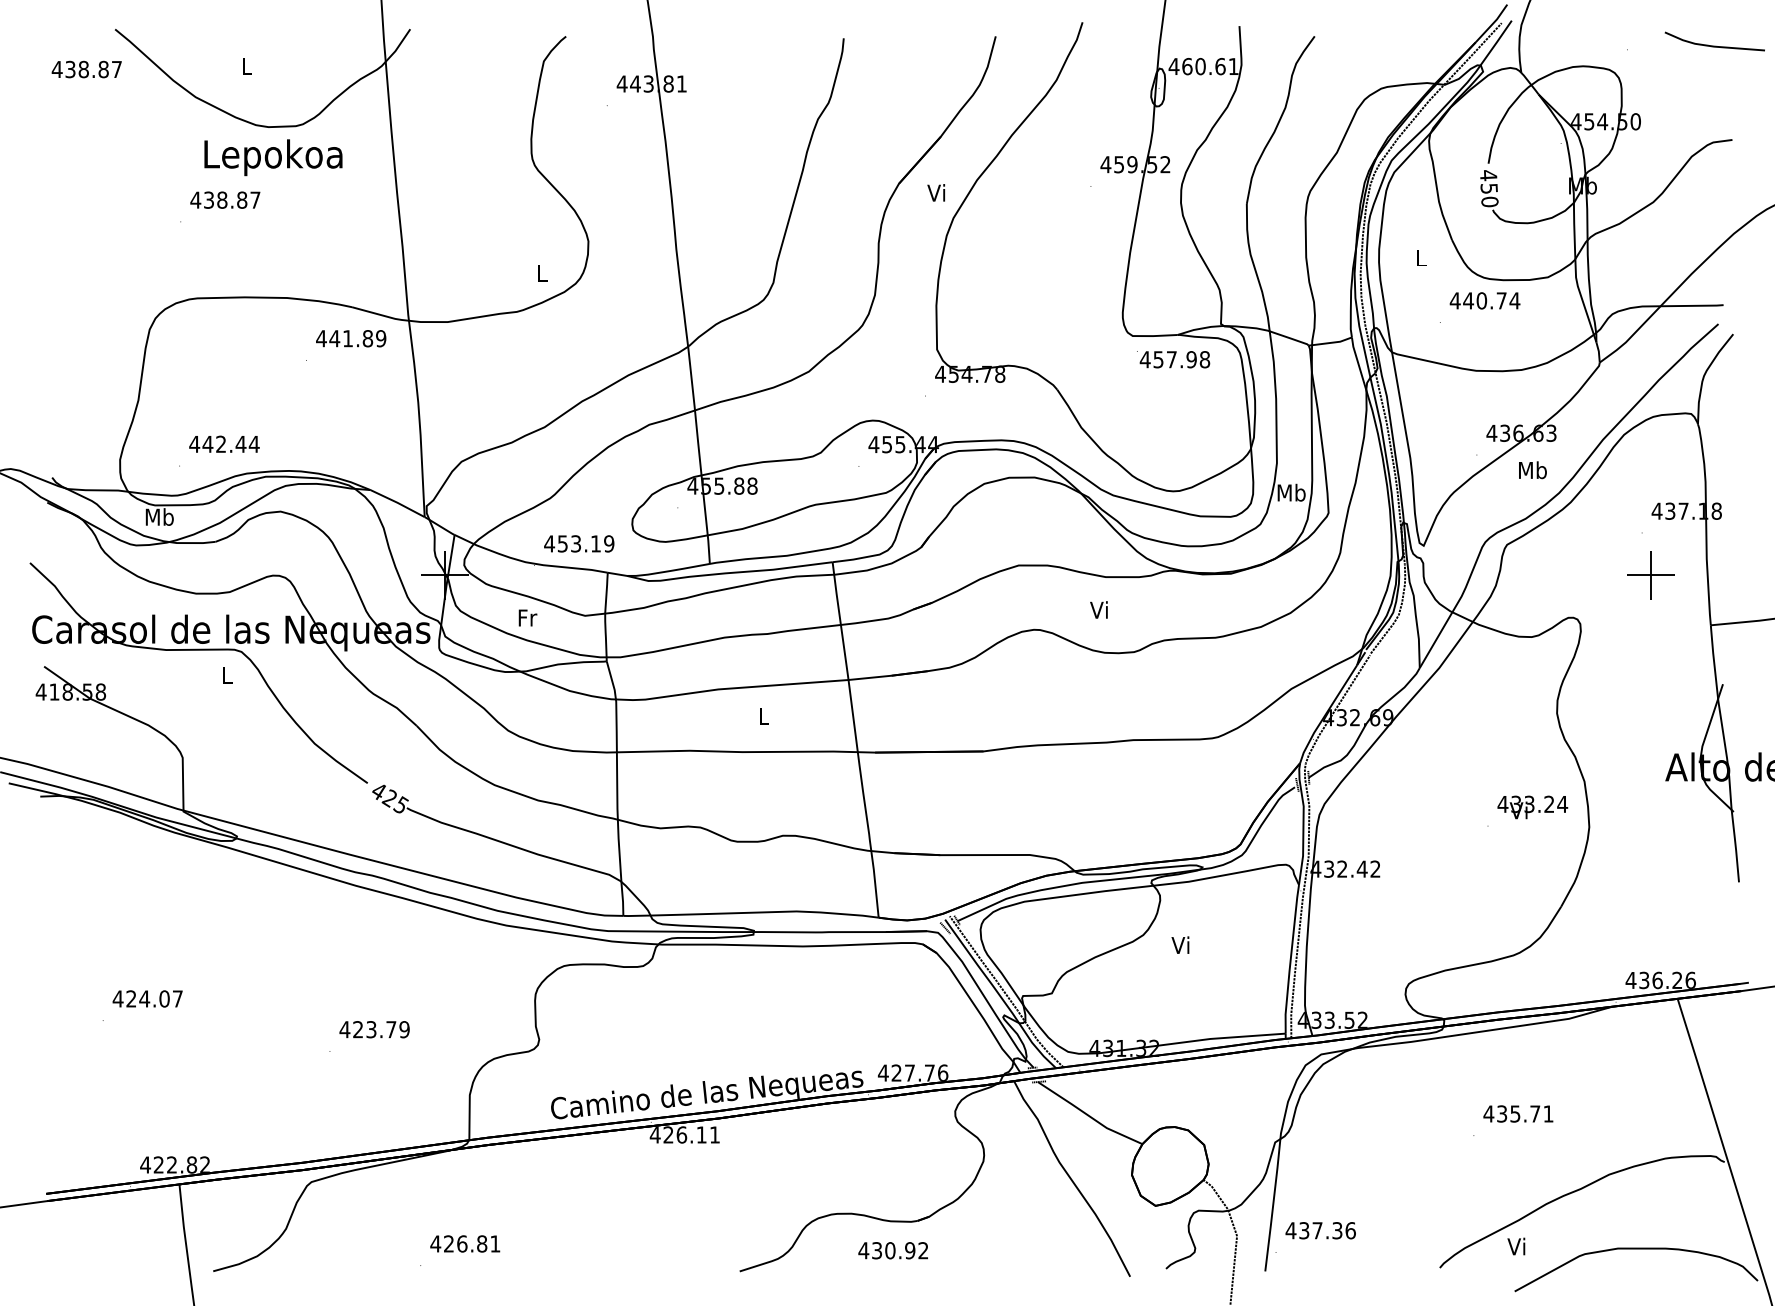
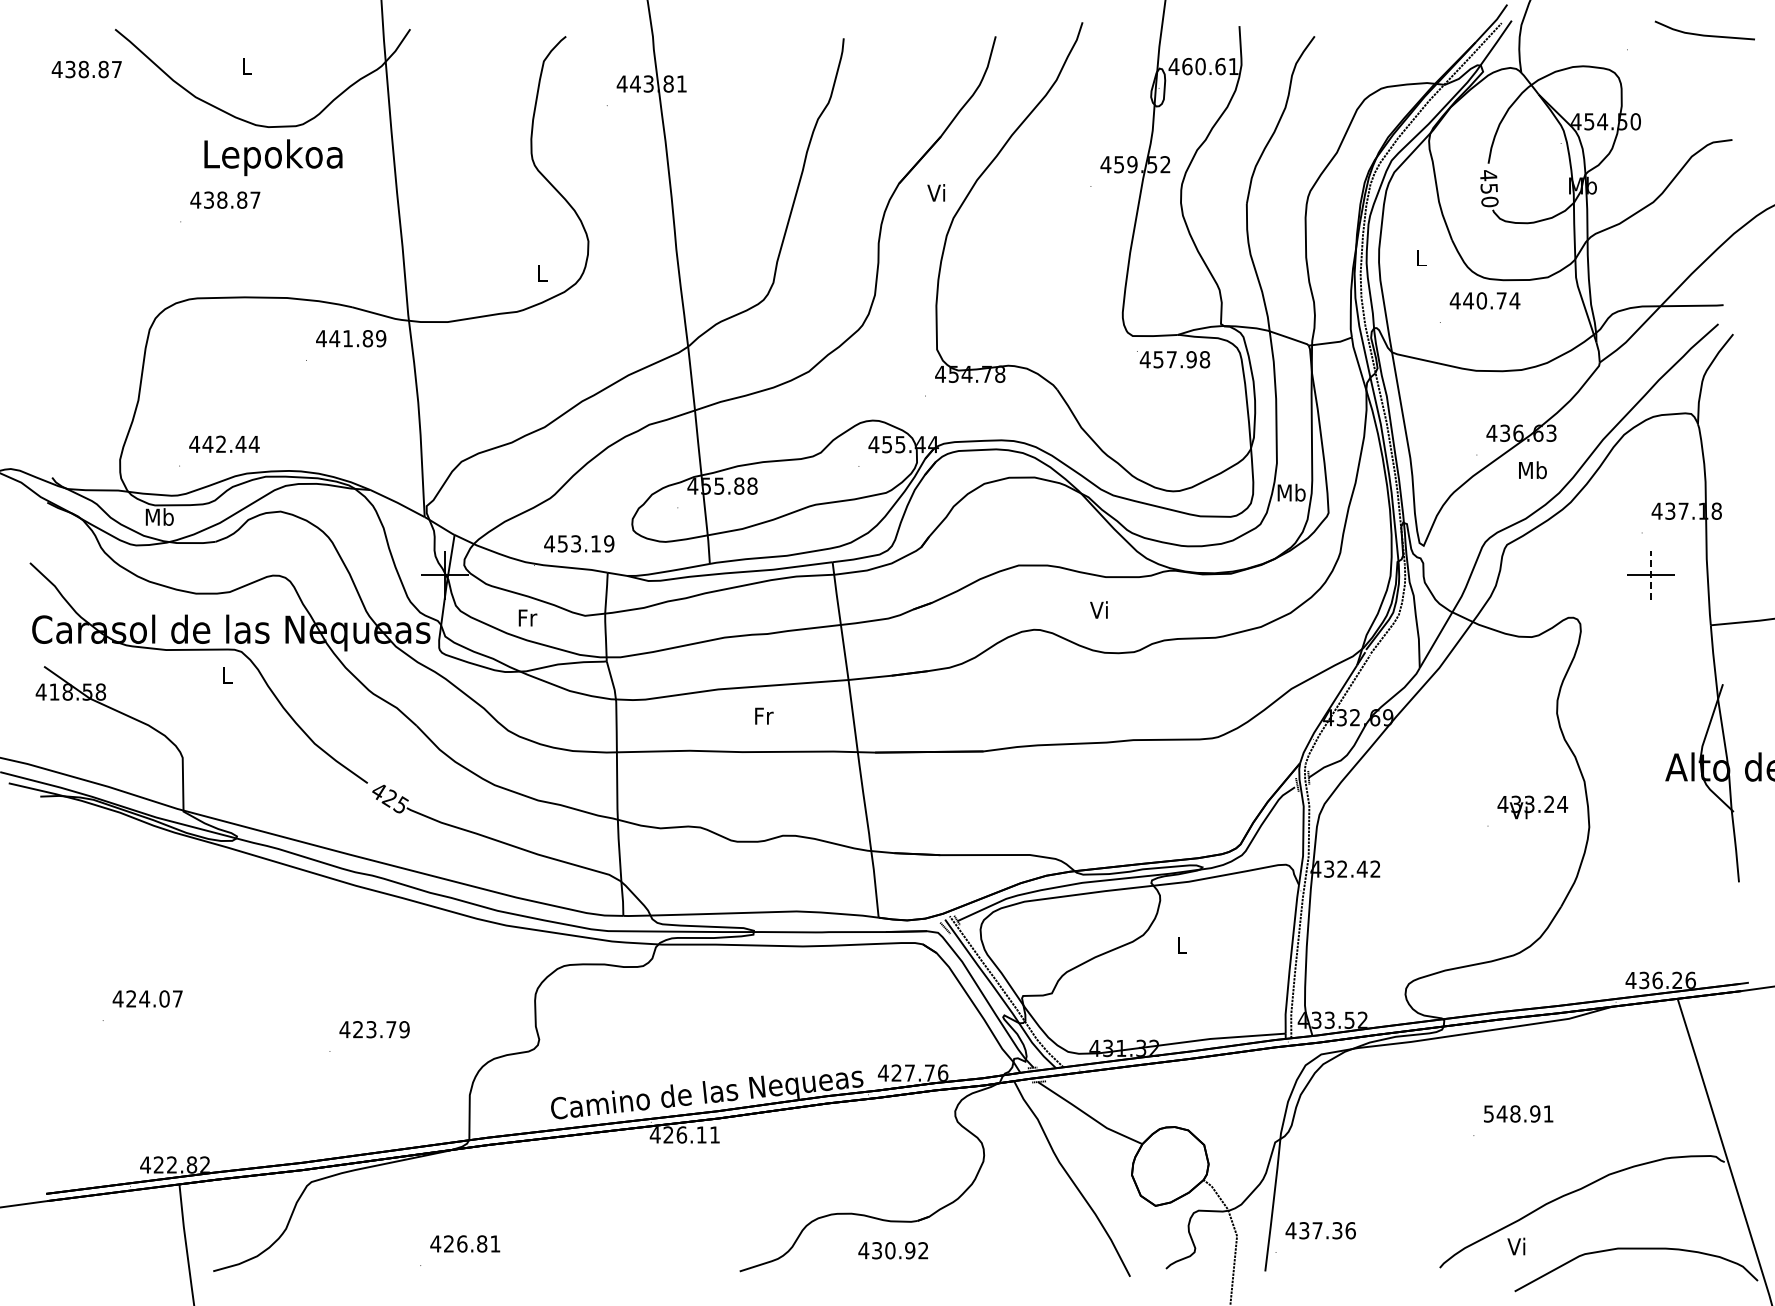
line position: (1714, 45) -> (1704, 34) (1704, 34)
line: solid -> dashed (1650, 574)
text: L -> Fr (764, 715)
text: Vi -> L (1180, 944)
text: 435.71 -> 548.91 (1511, 1113)
